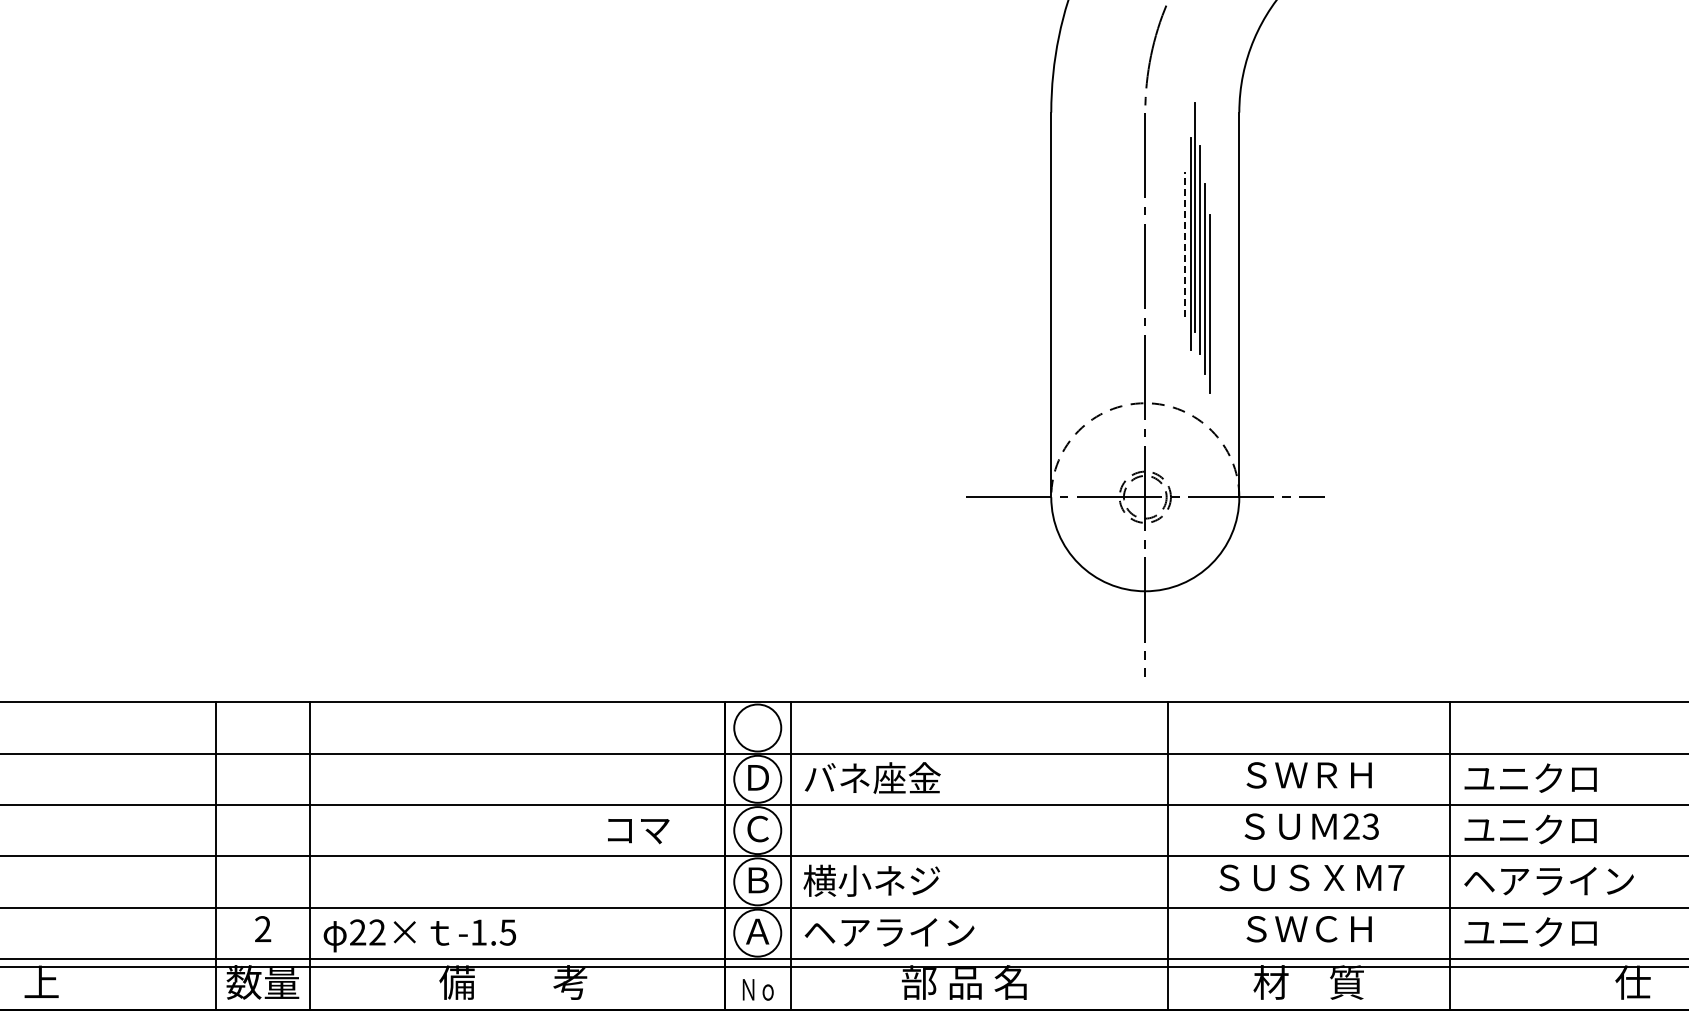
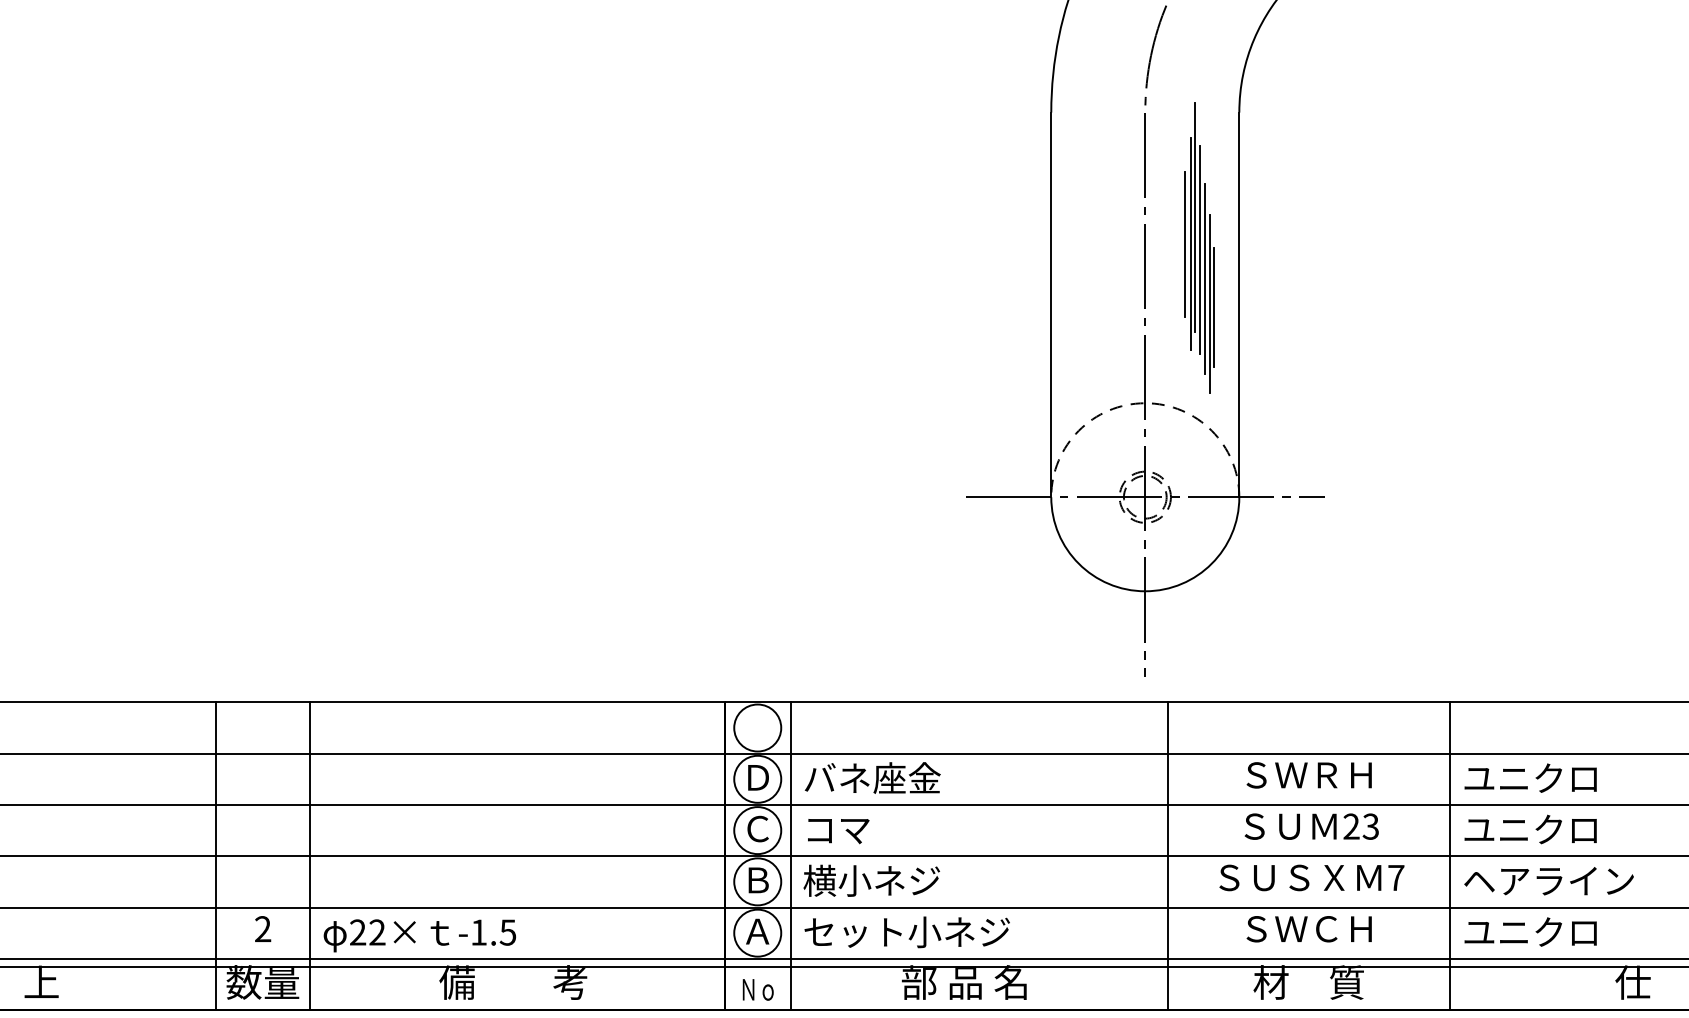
line: dashed -> solid (1184, 244)
line: none -> present (1213, 307)
text position: (638, 831) -> (838, 831) (838, 831)
text: ヘアライン -> セット小ネジ (906, 932)
